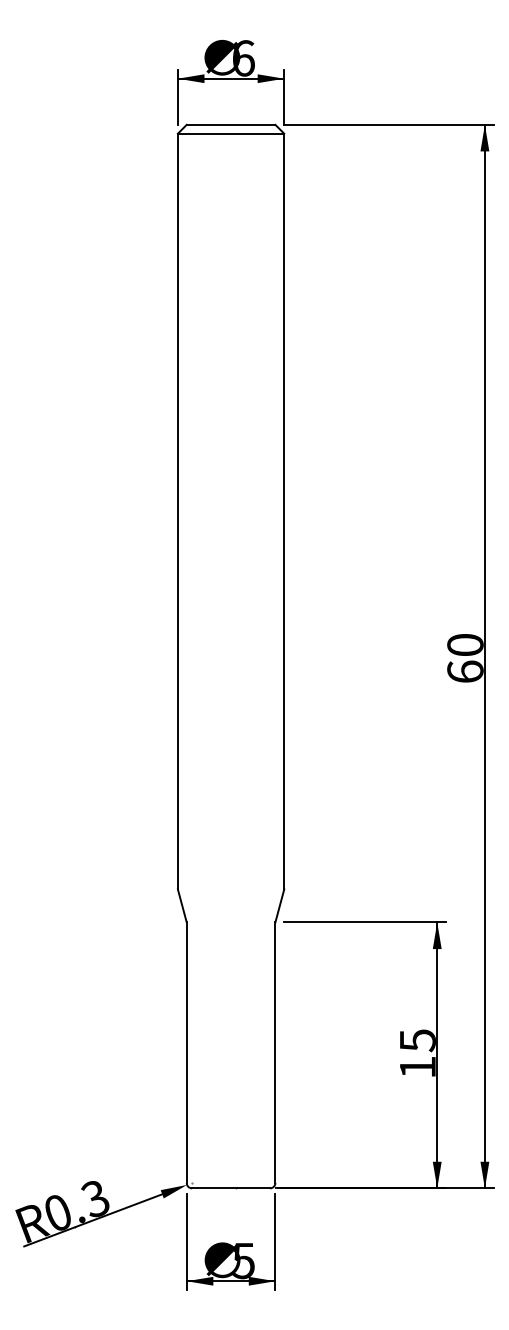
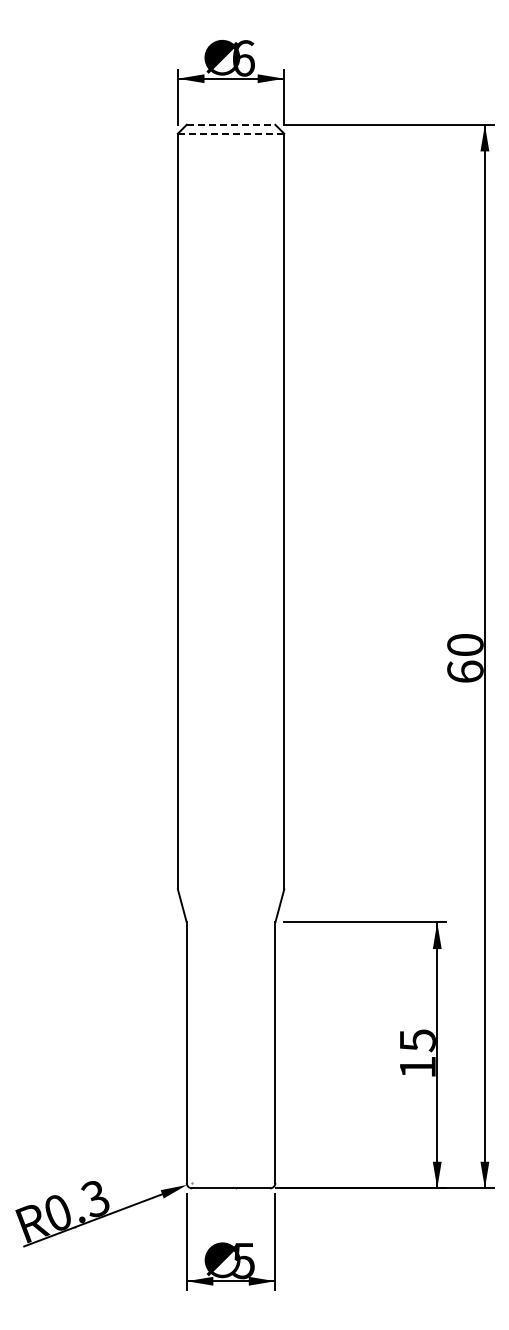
line: solid -> dashed (231, 124)
line: solid -> dashed (231, 133)
